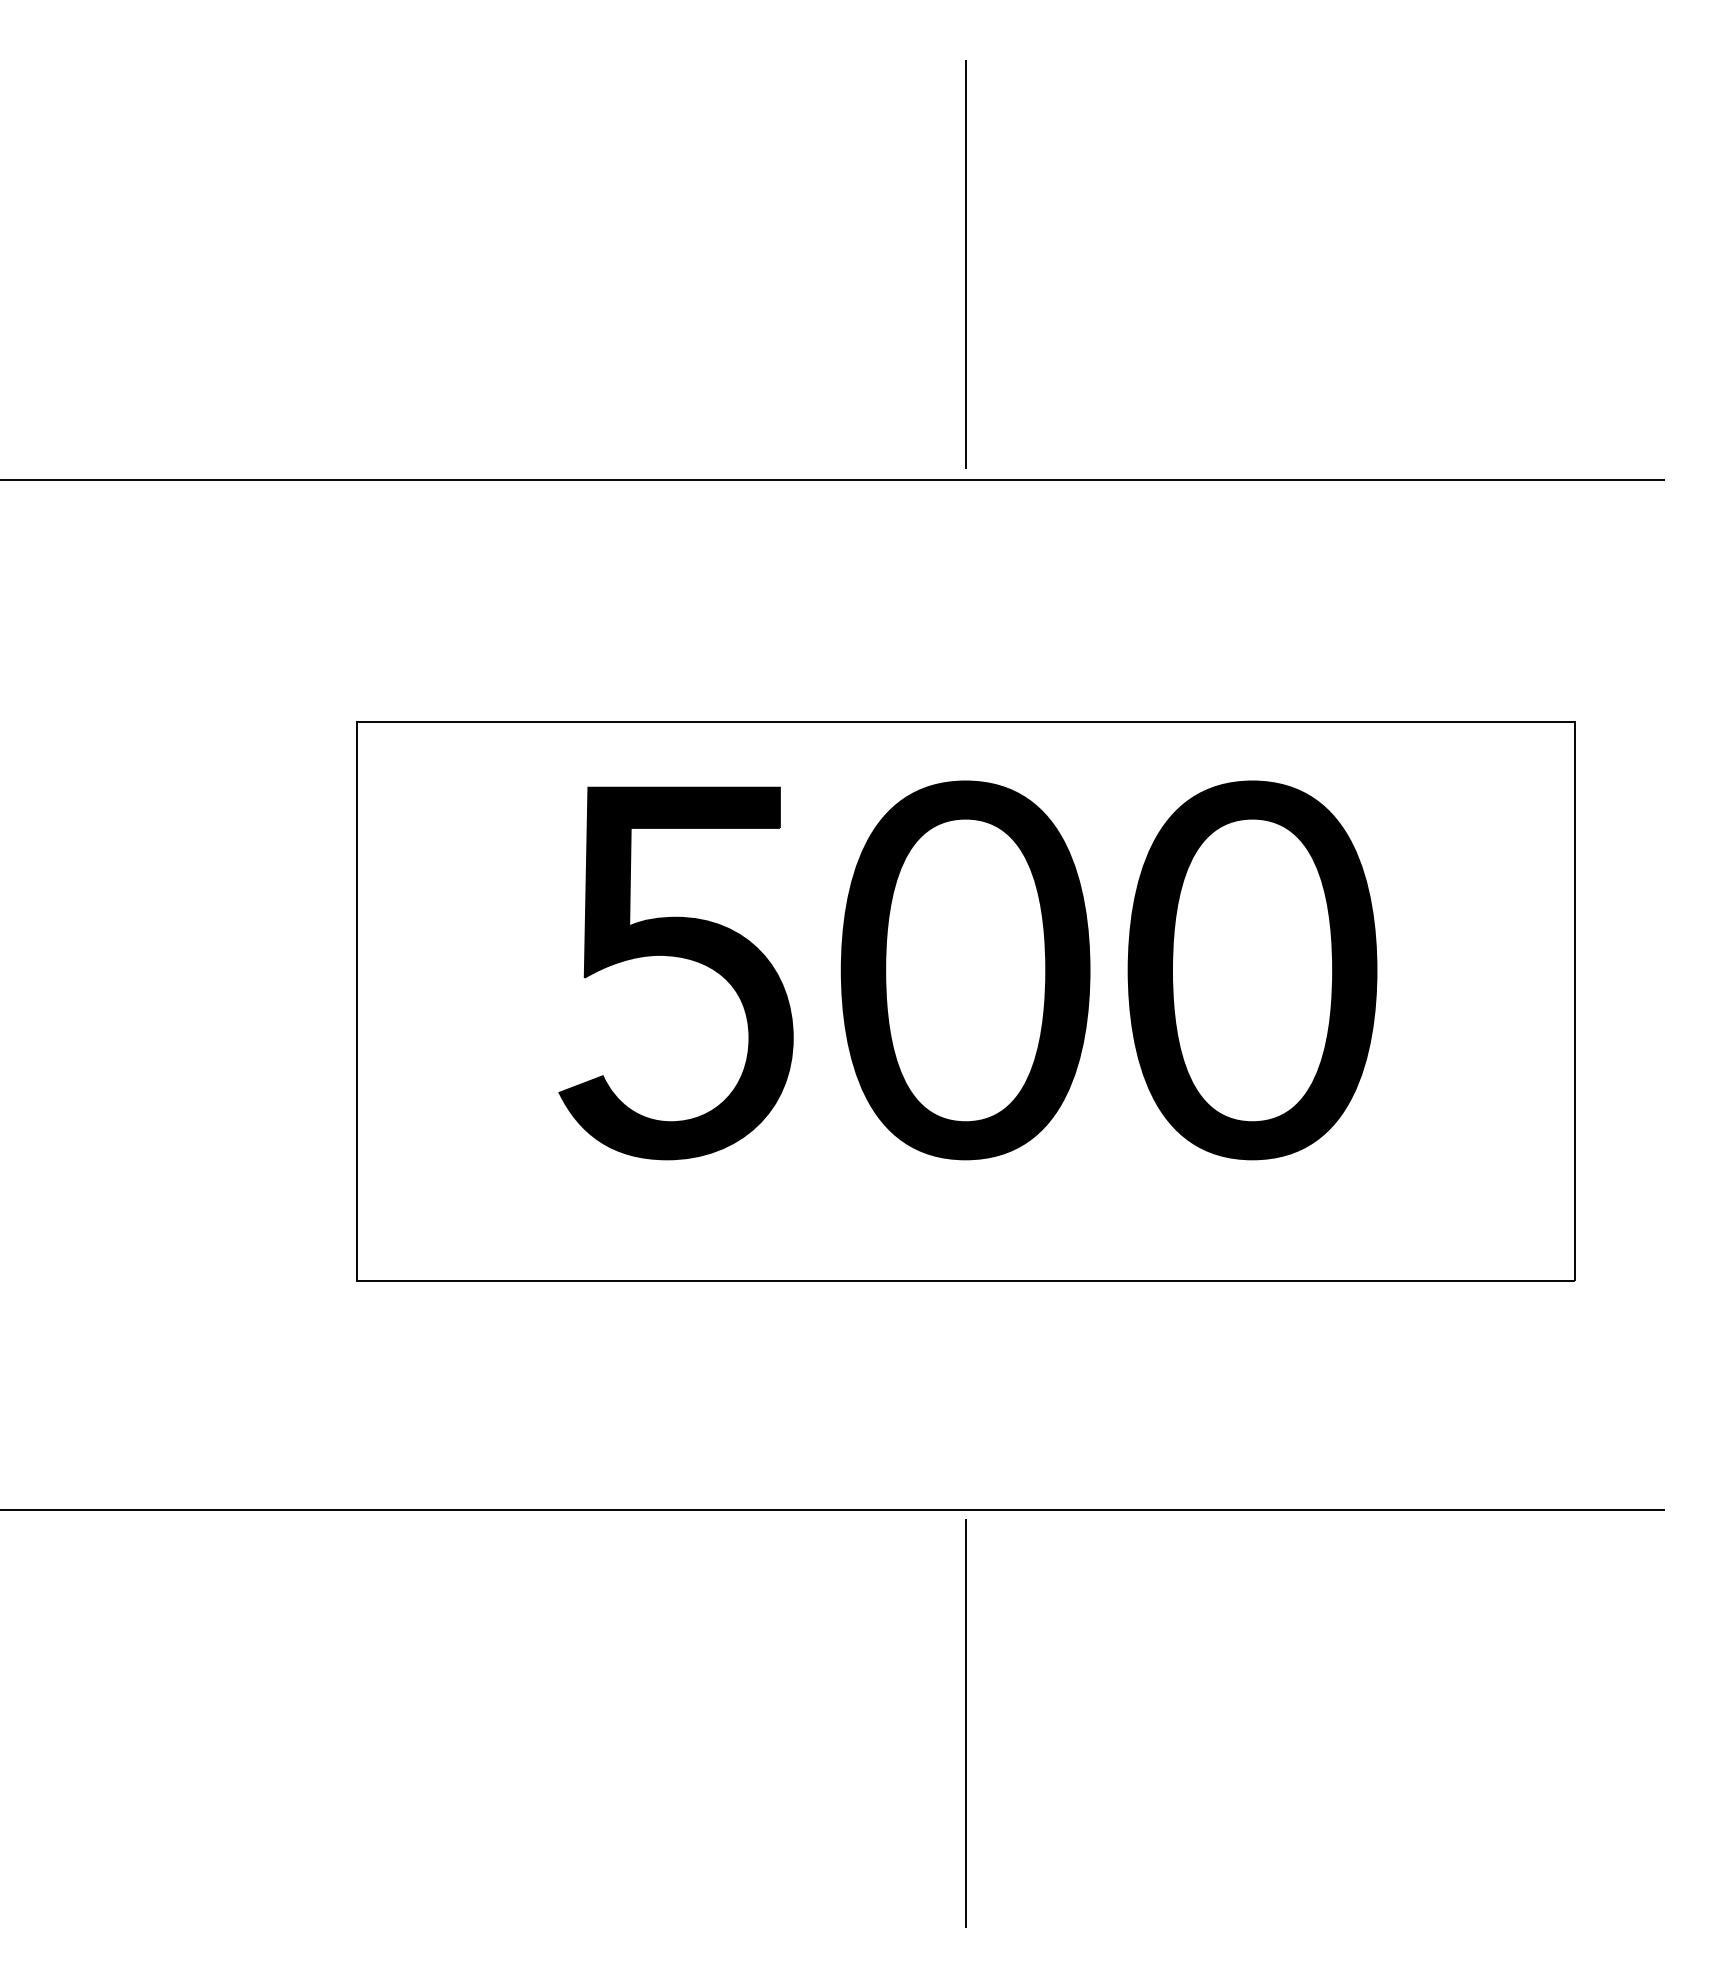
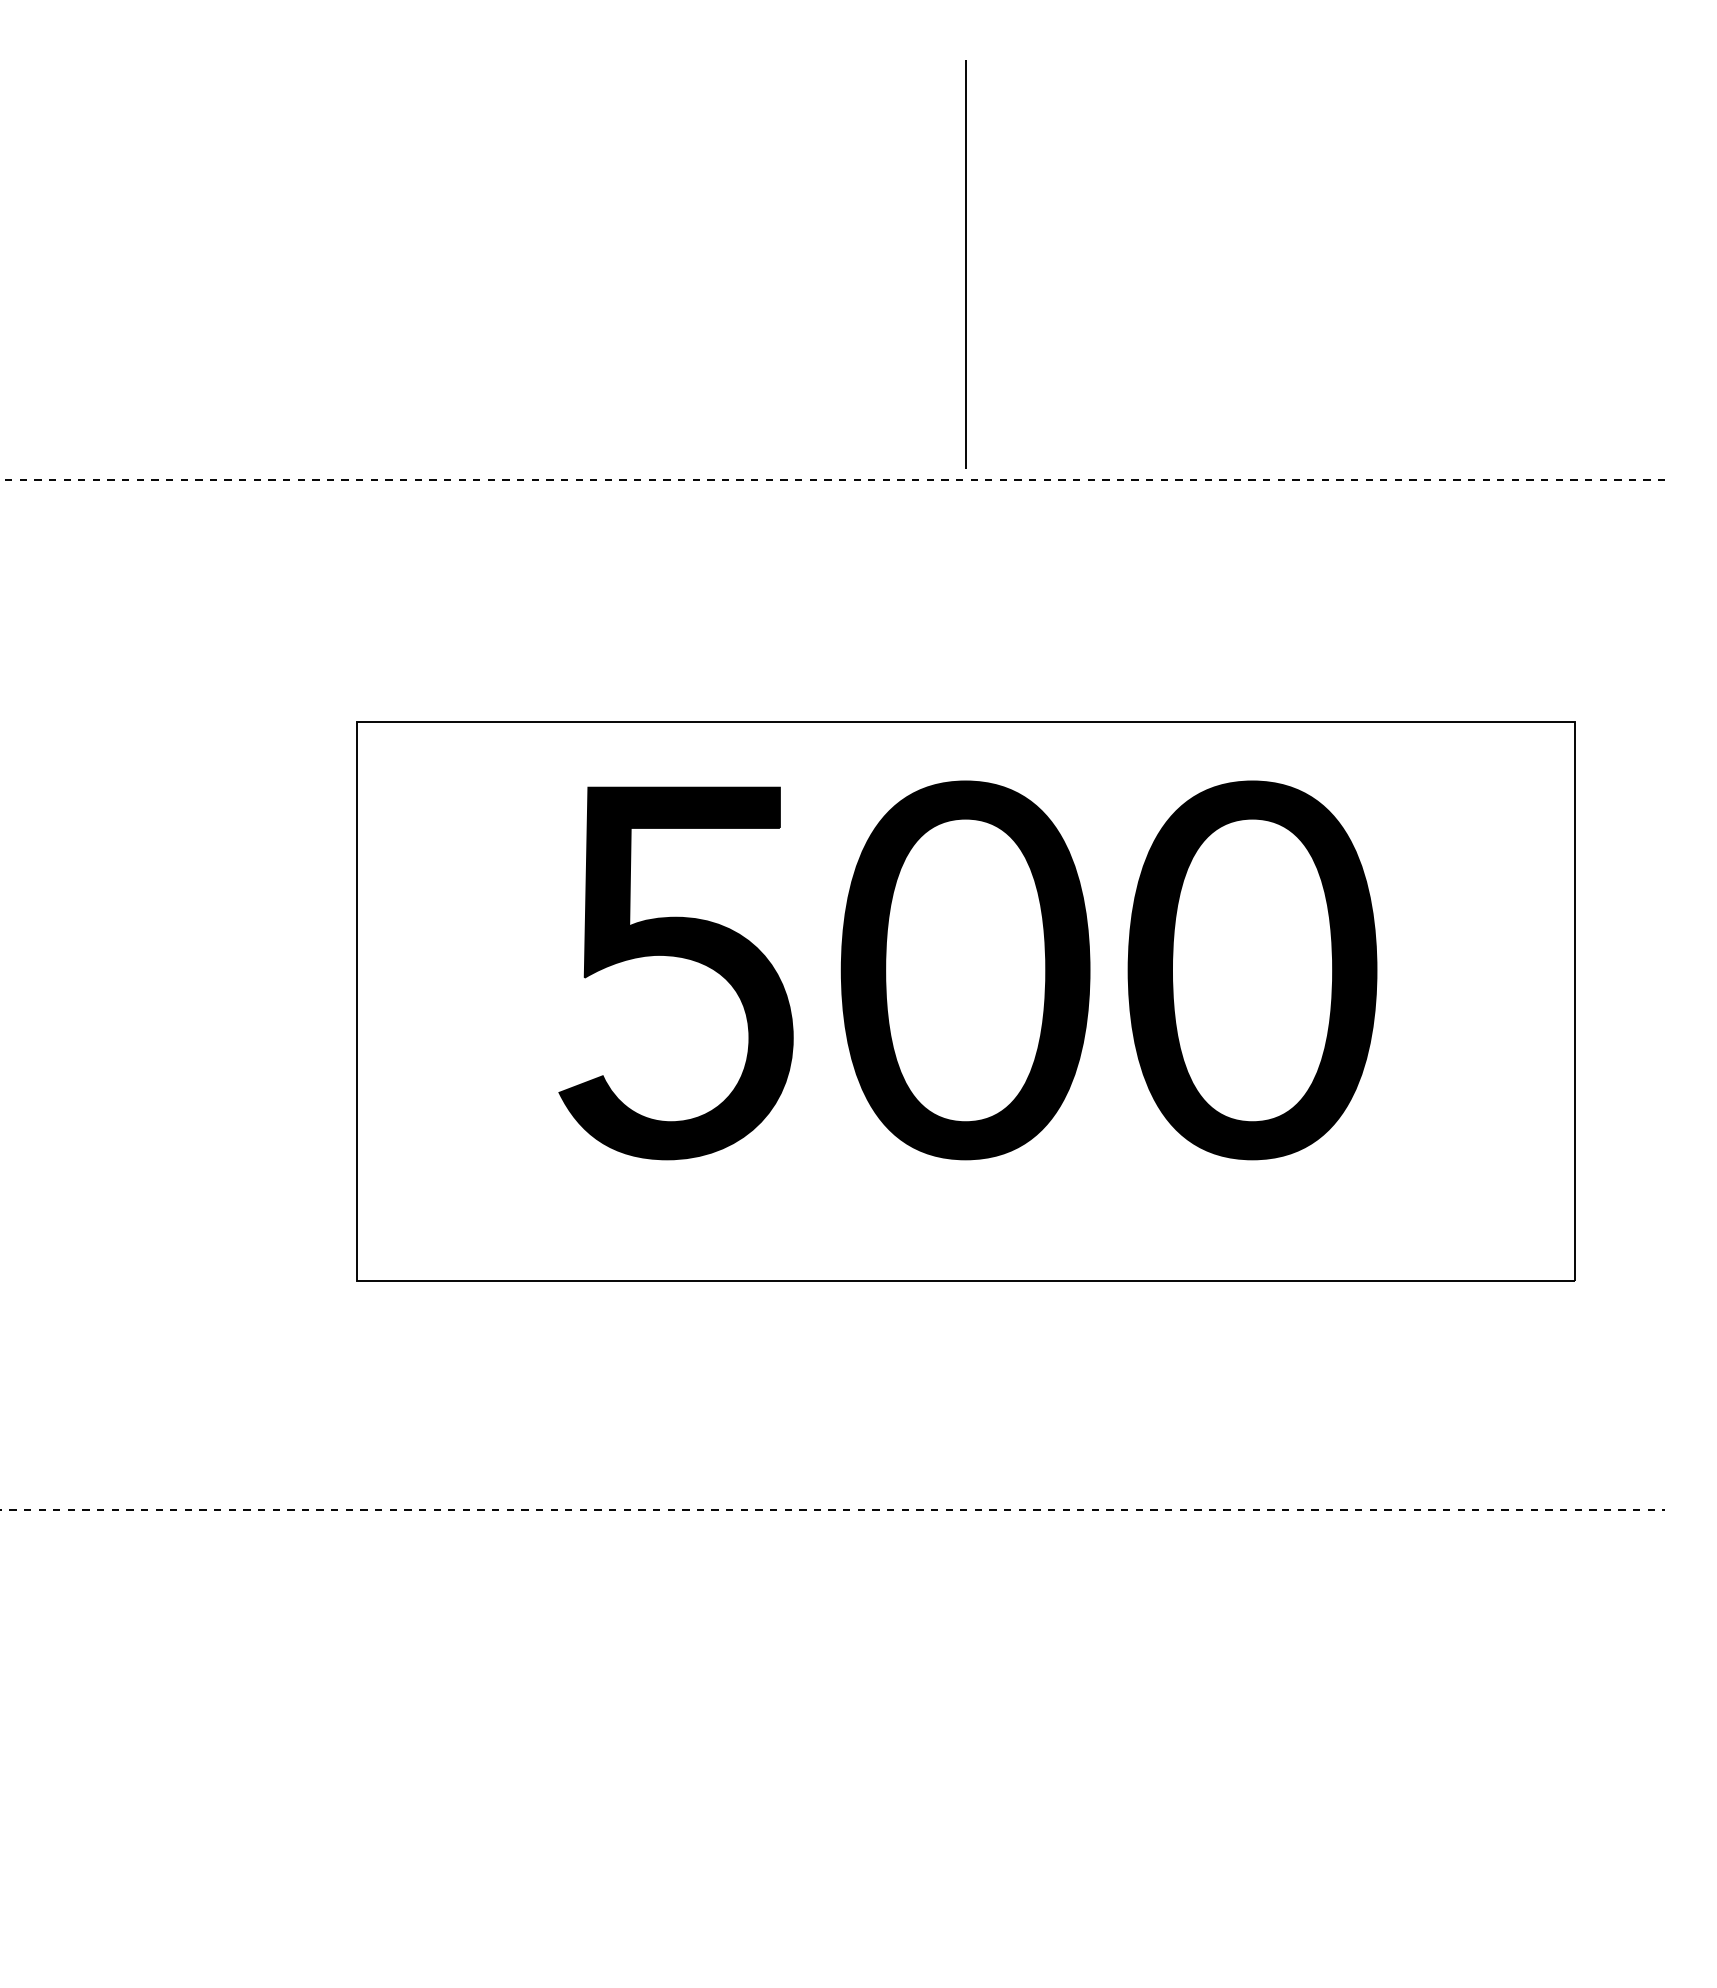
line: solid -> dashed (832, 479)
line: solid -> dashed (833, 1509)
line: present -> none (965, 1723)
